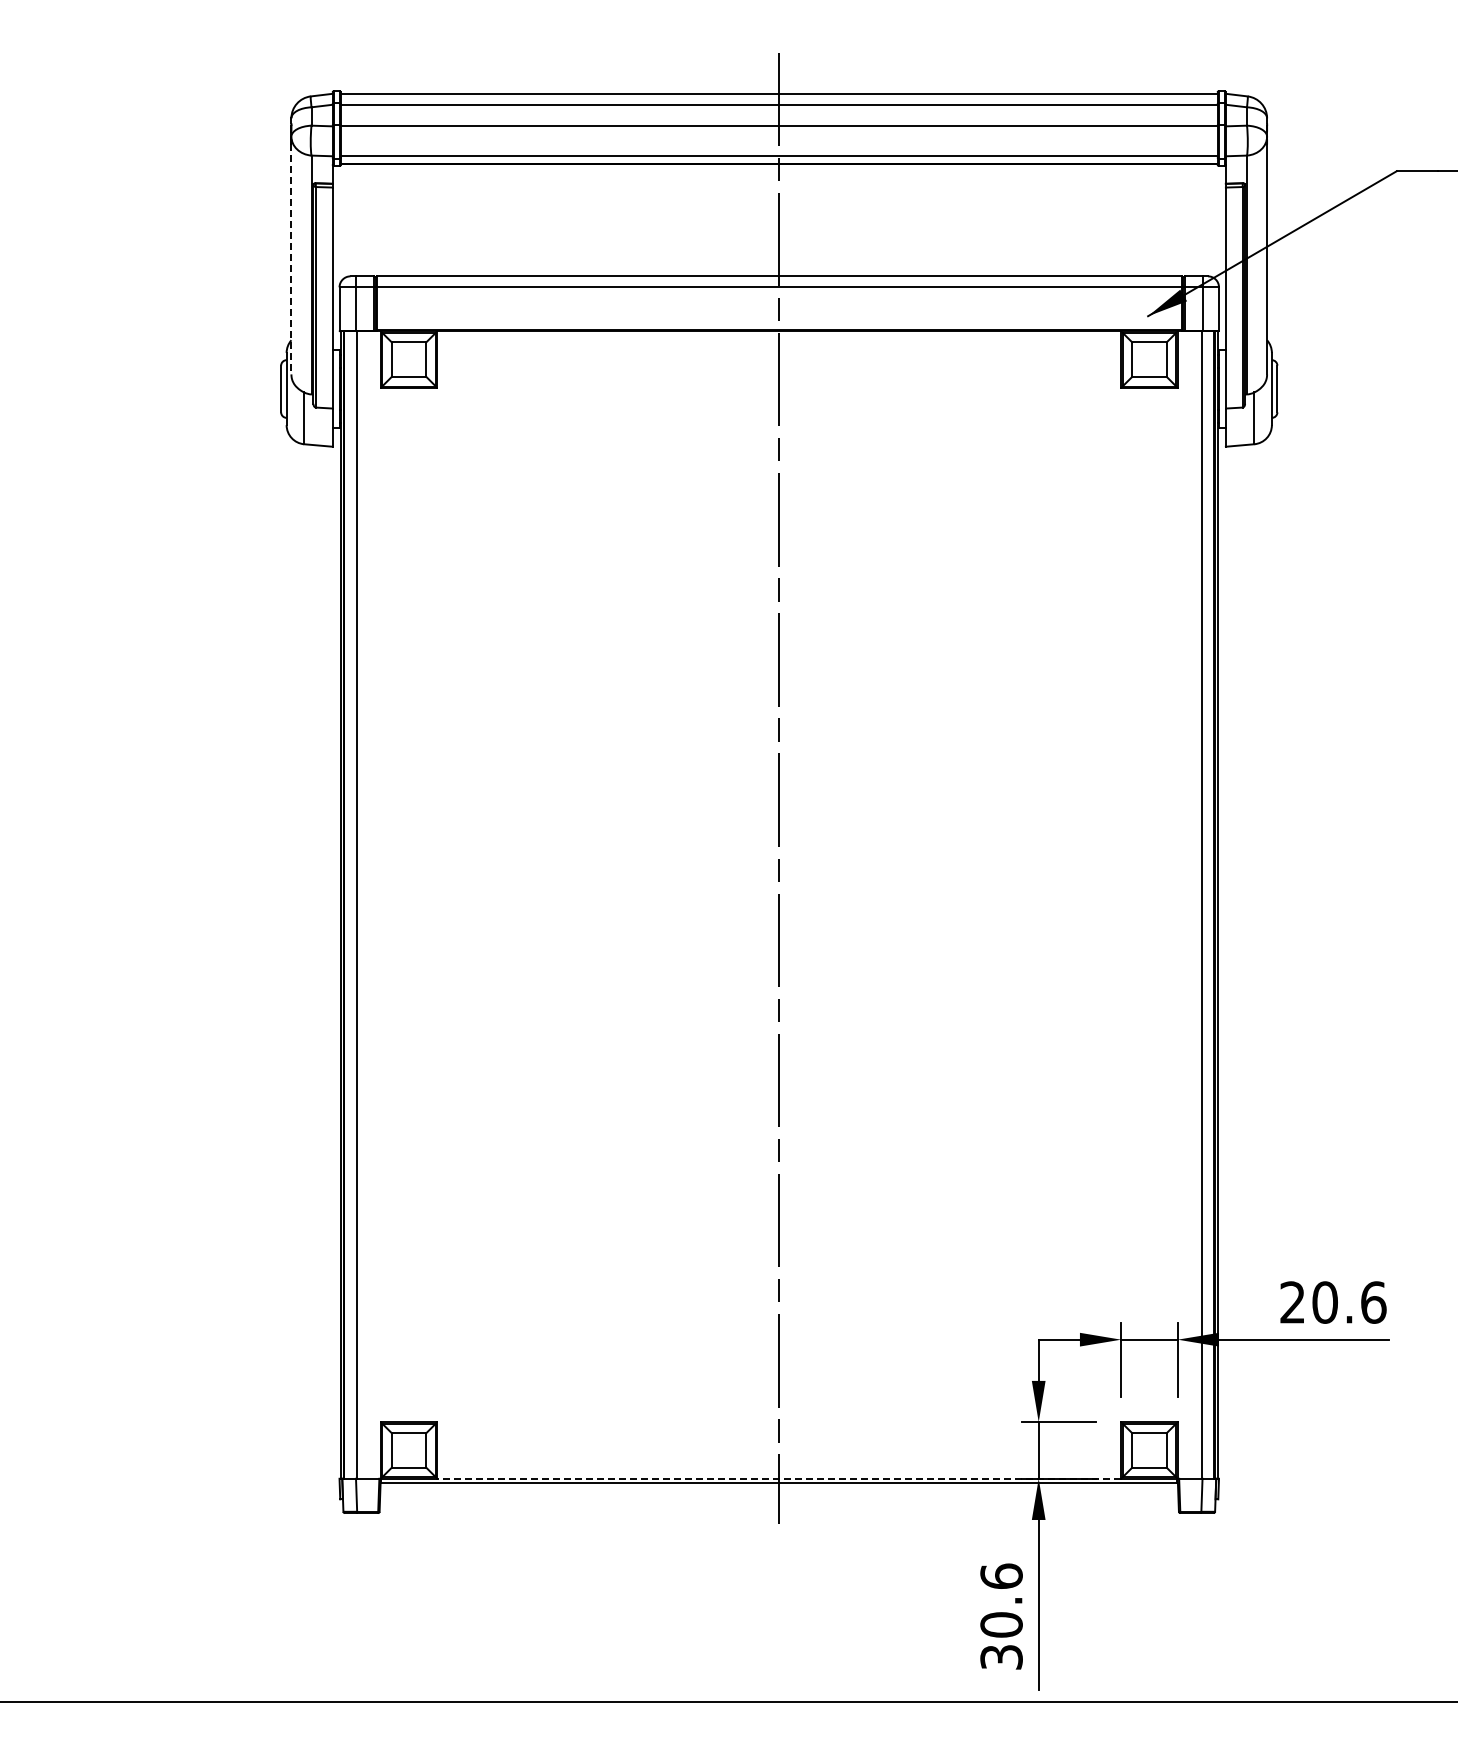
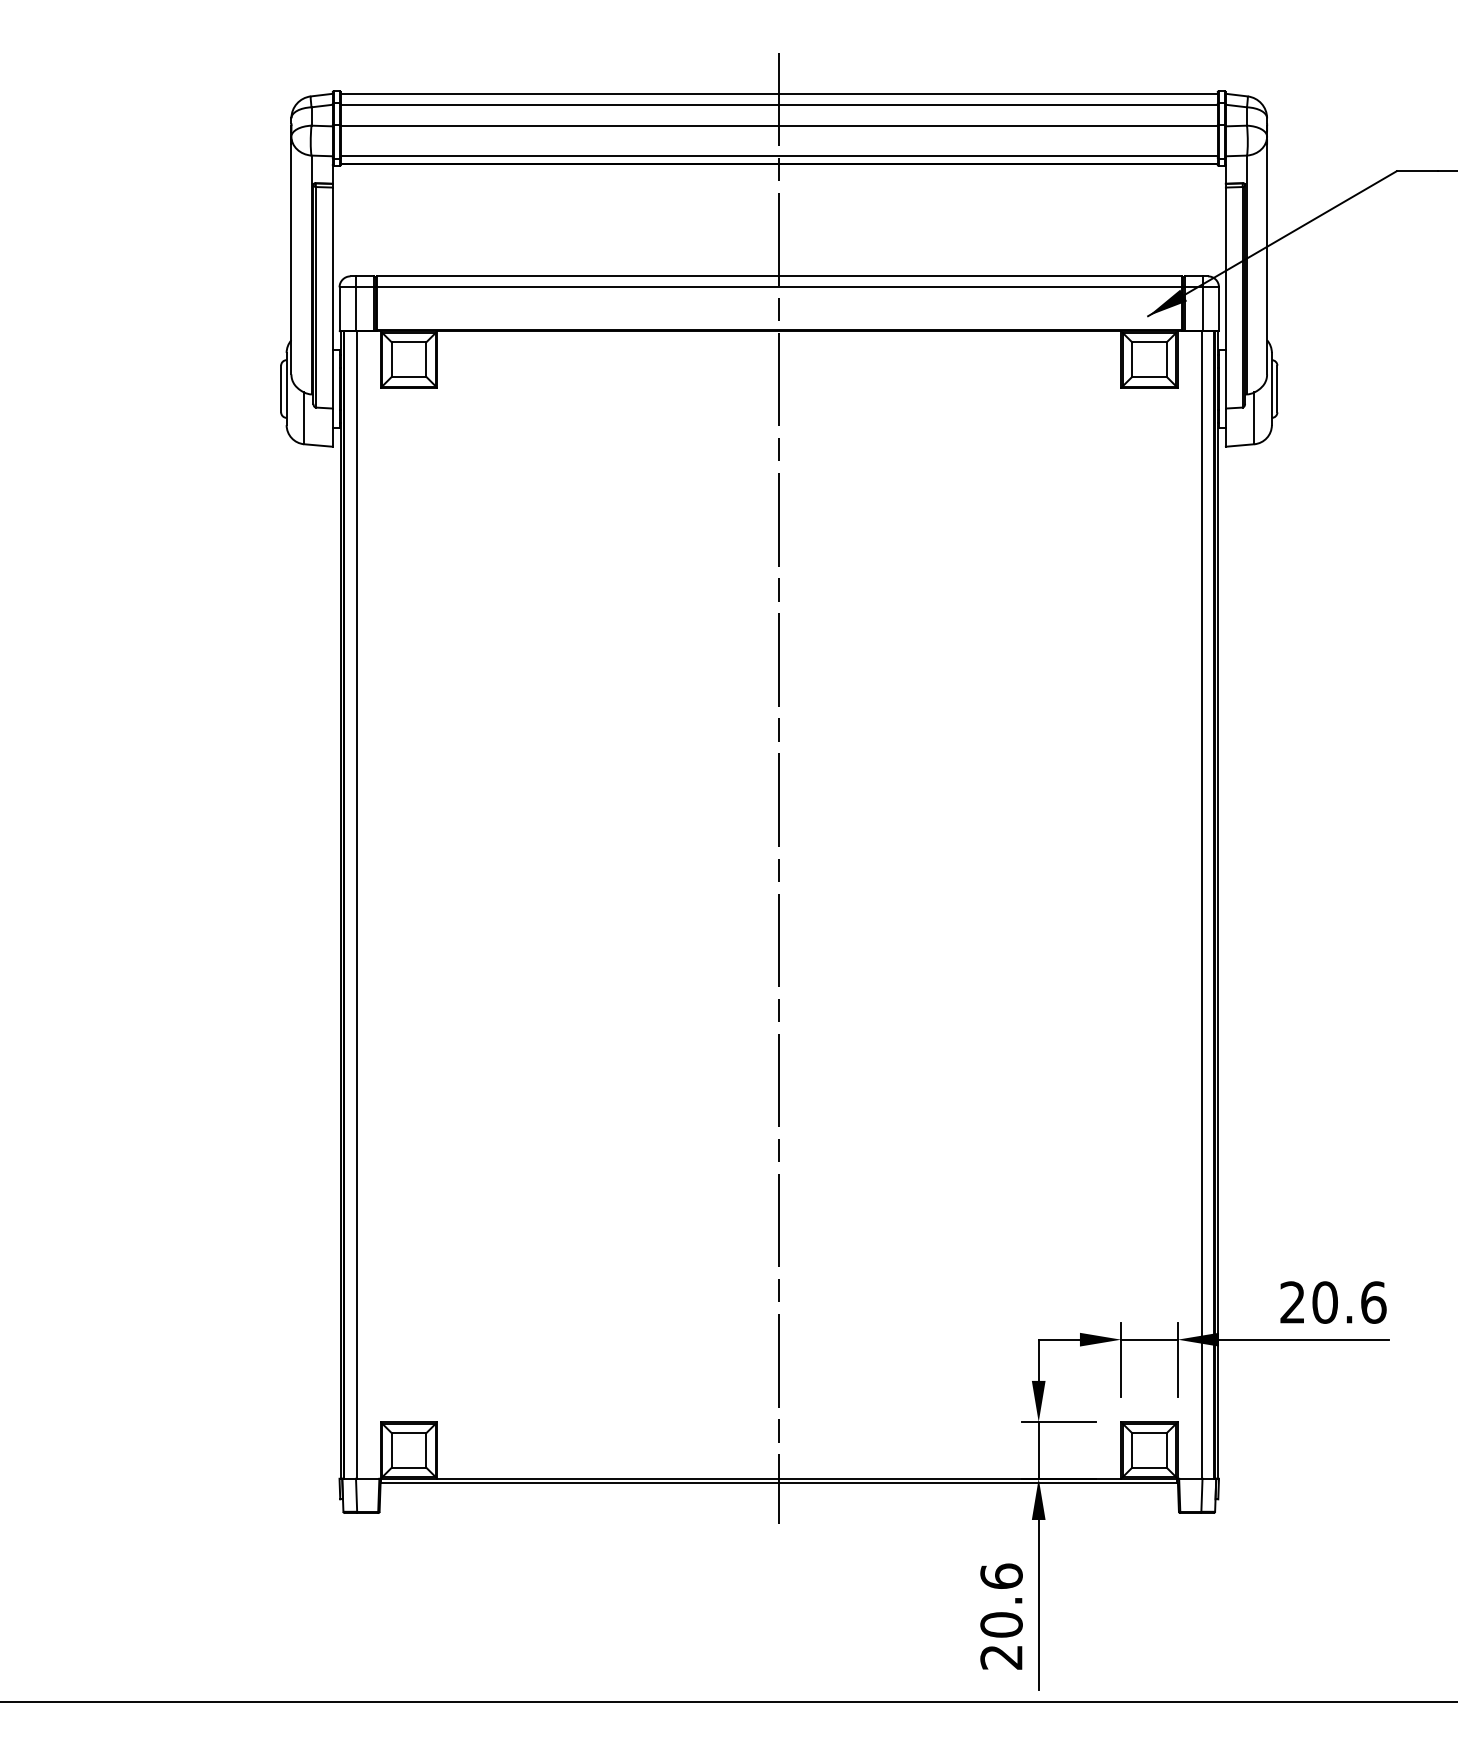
line: dashed -> solid (291, 259)
line: dashed -> solid (779, 1478)
text: 30.6 -> 20.6 (1001, 1657)
